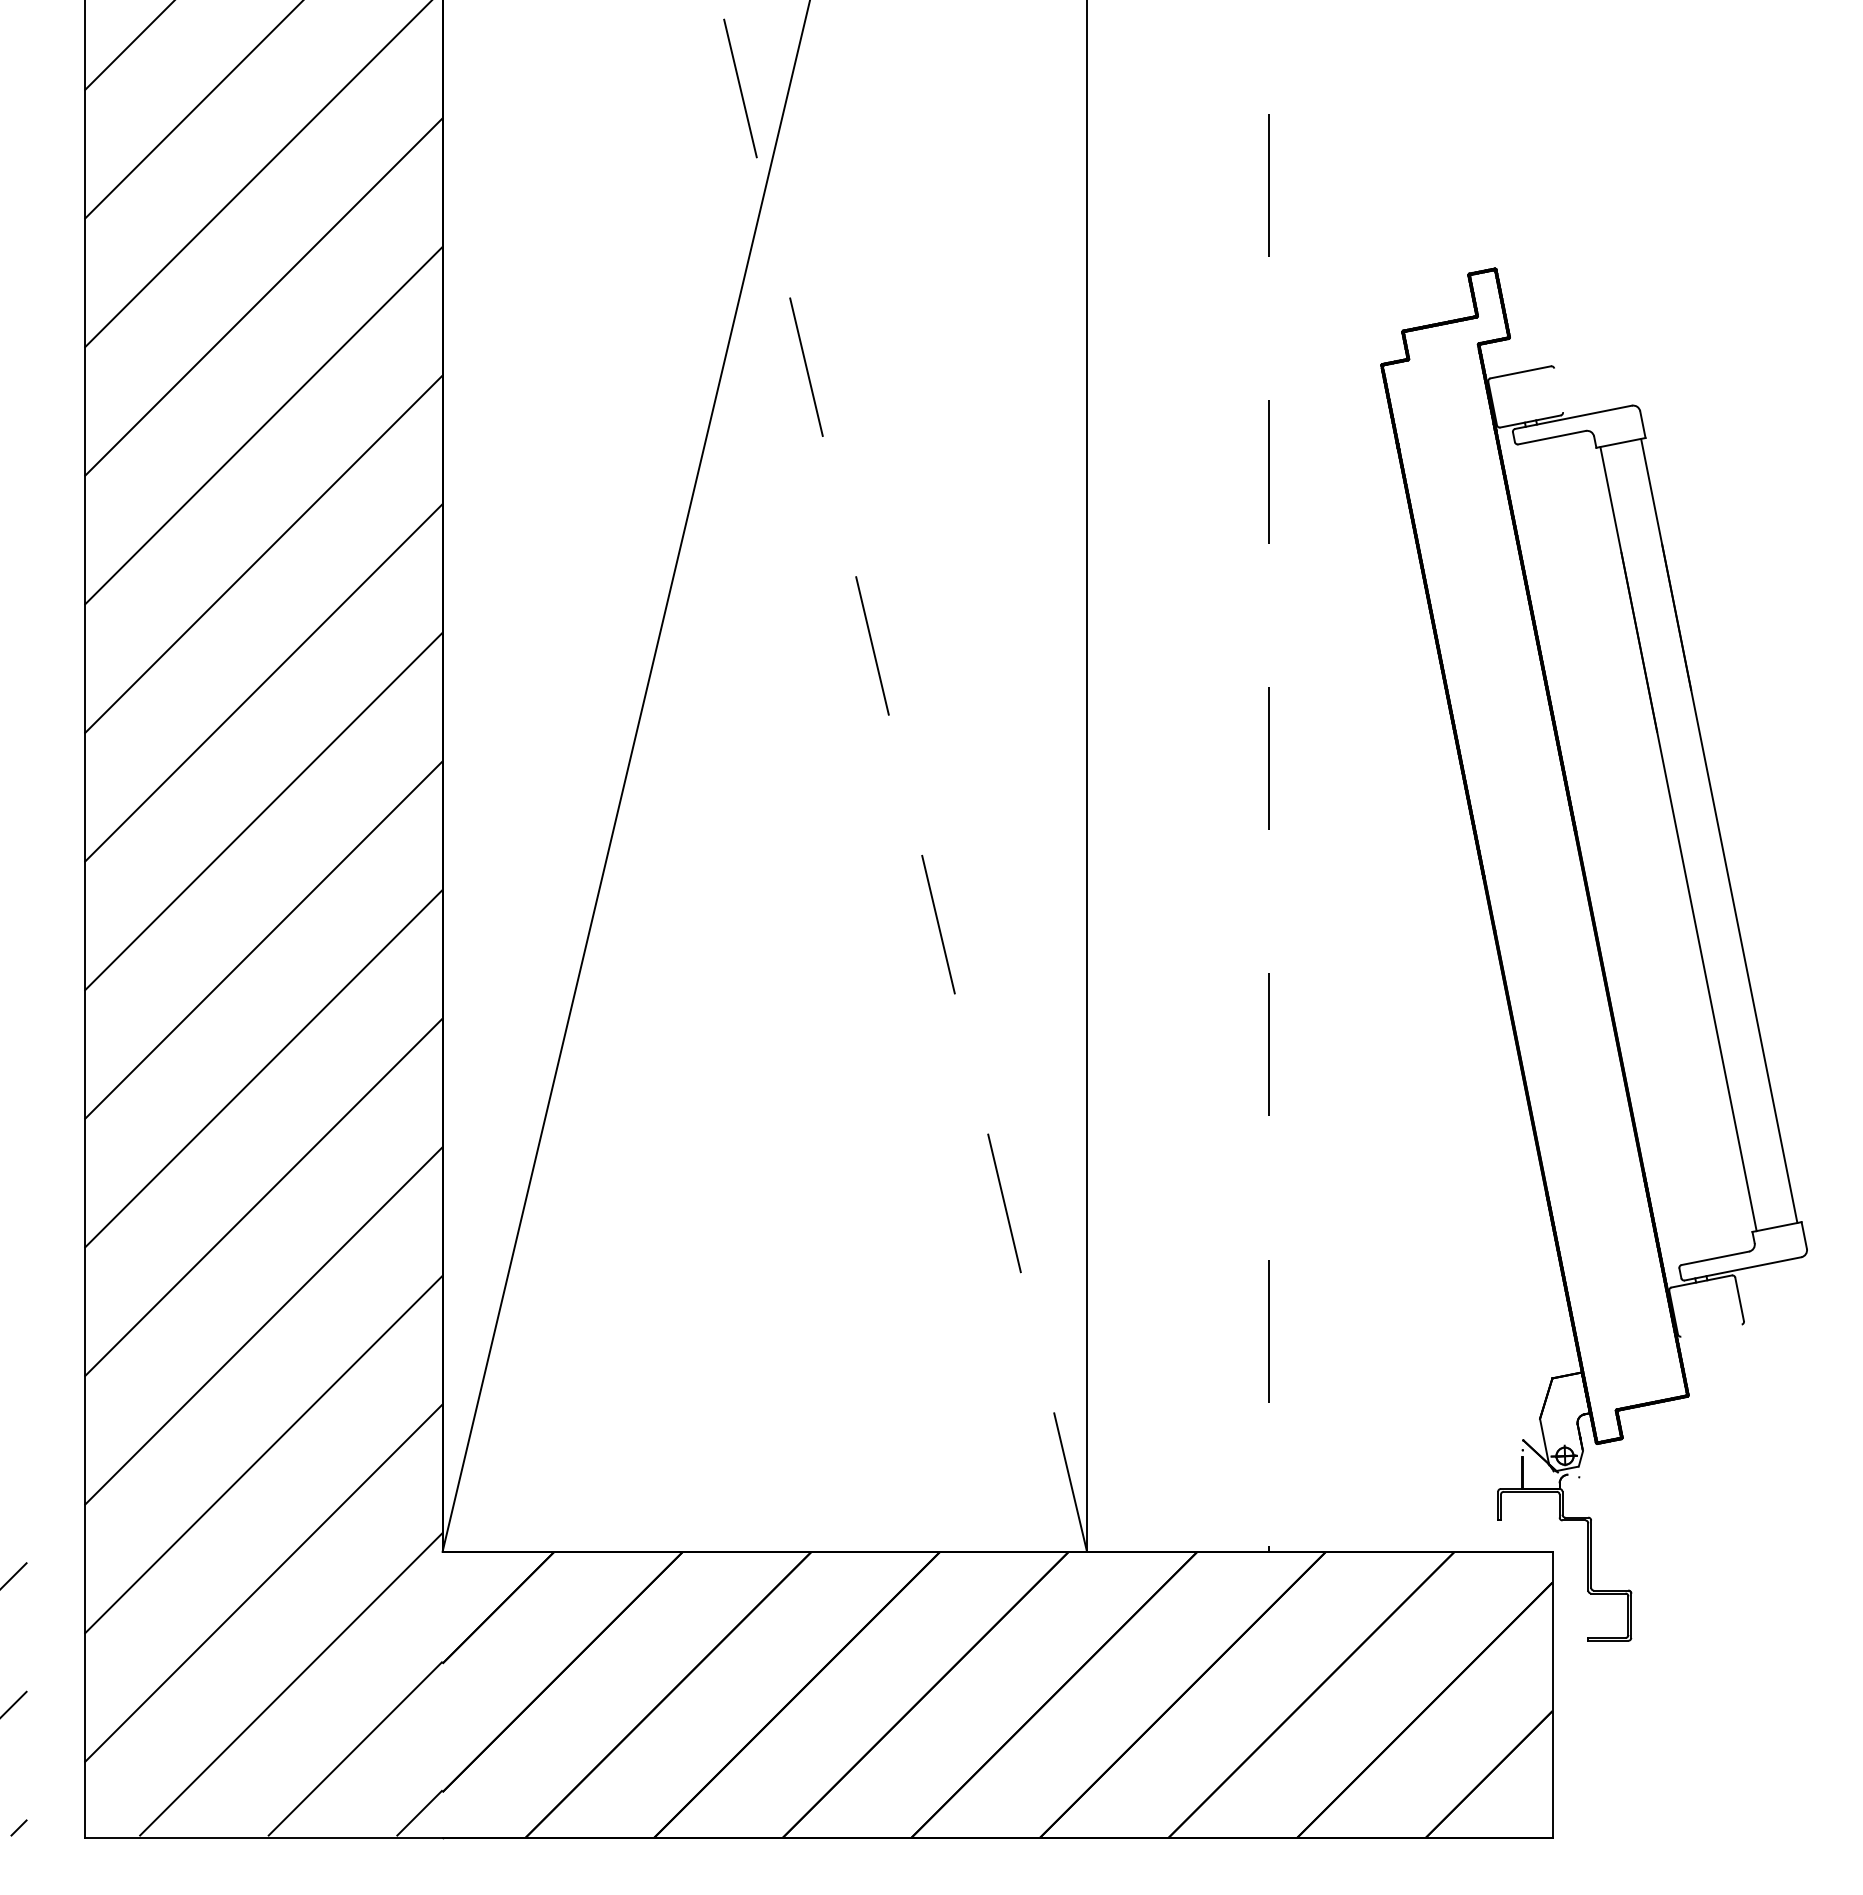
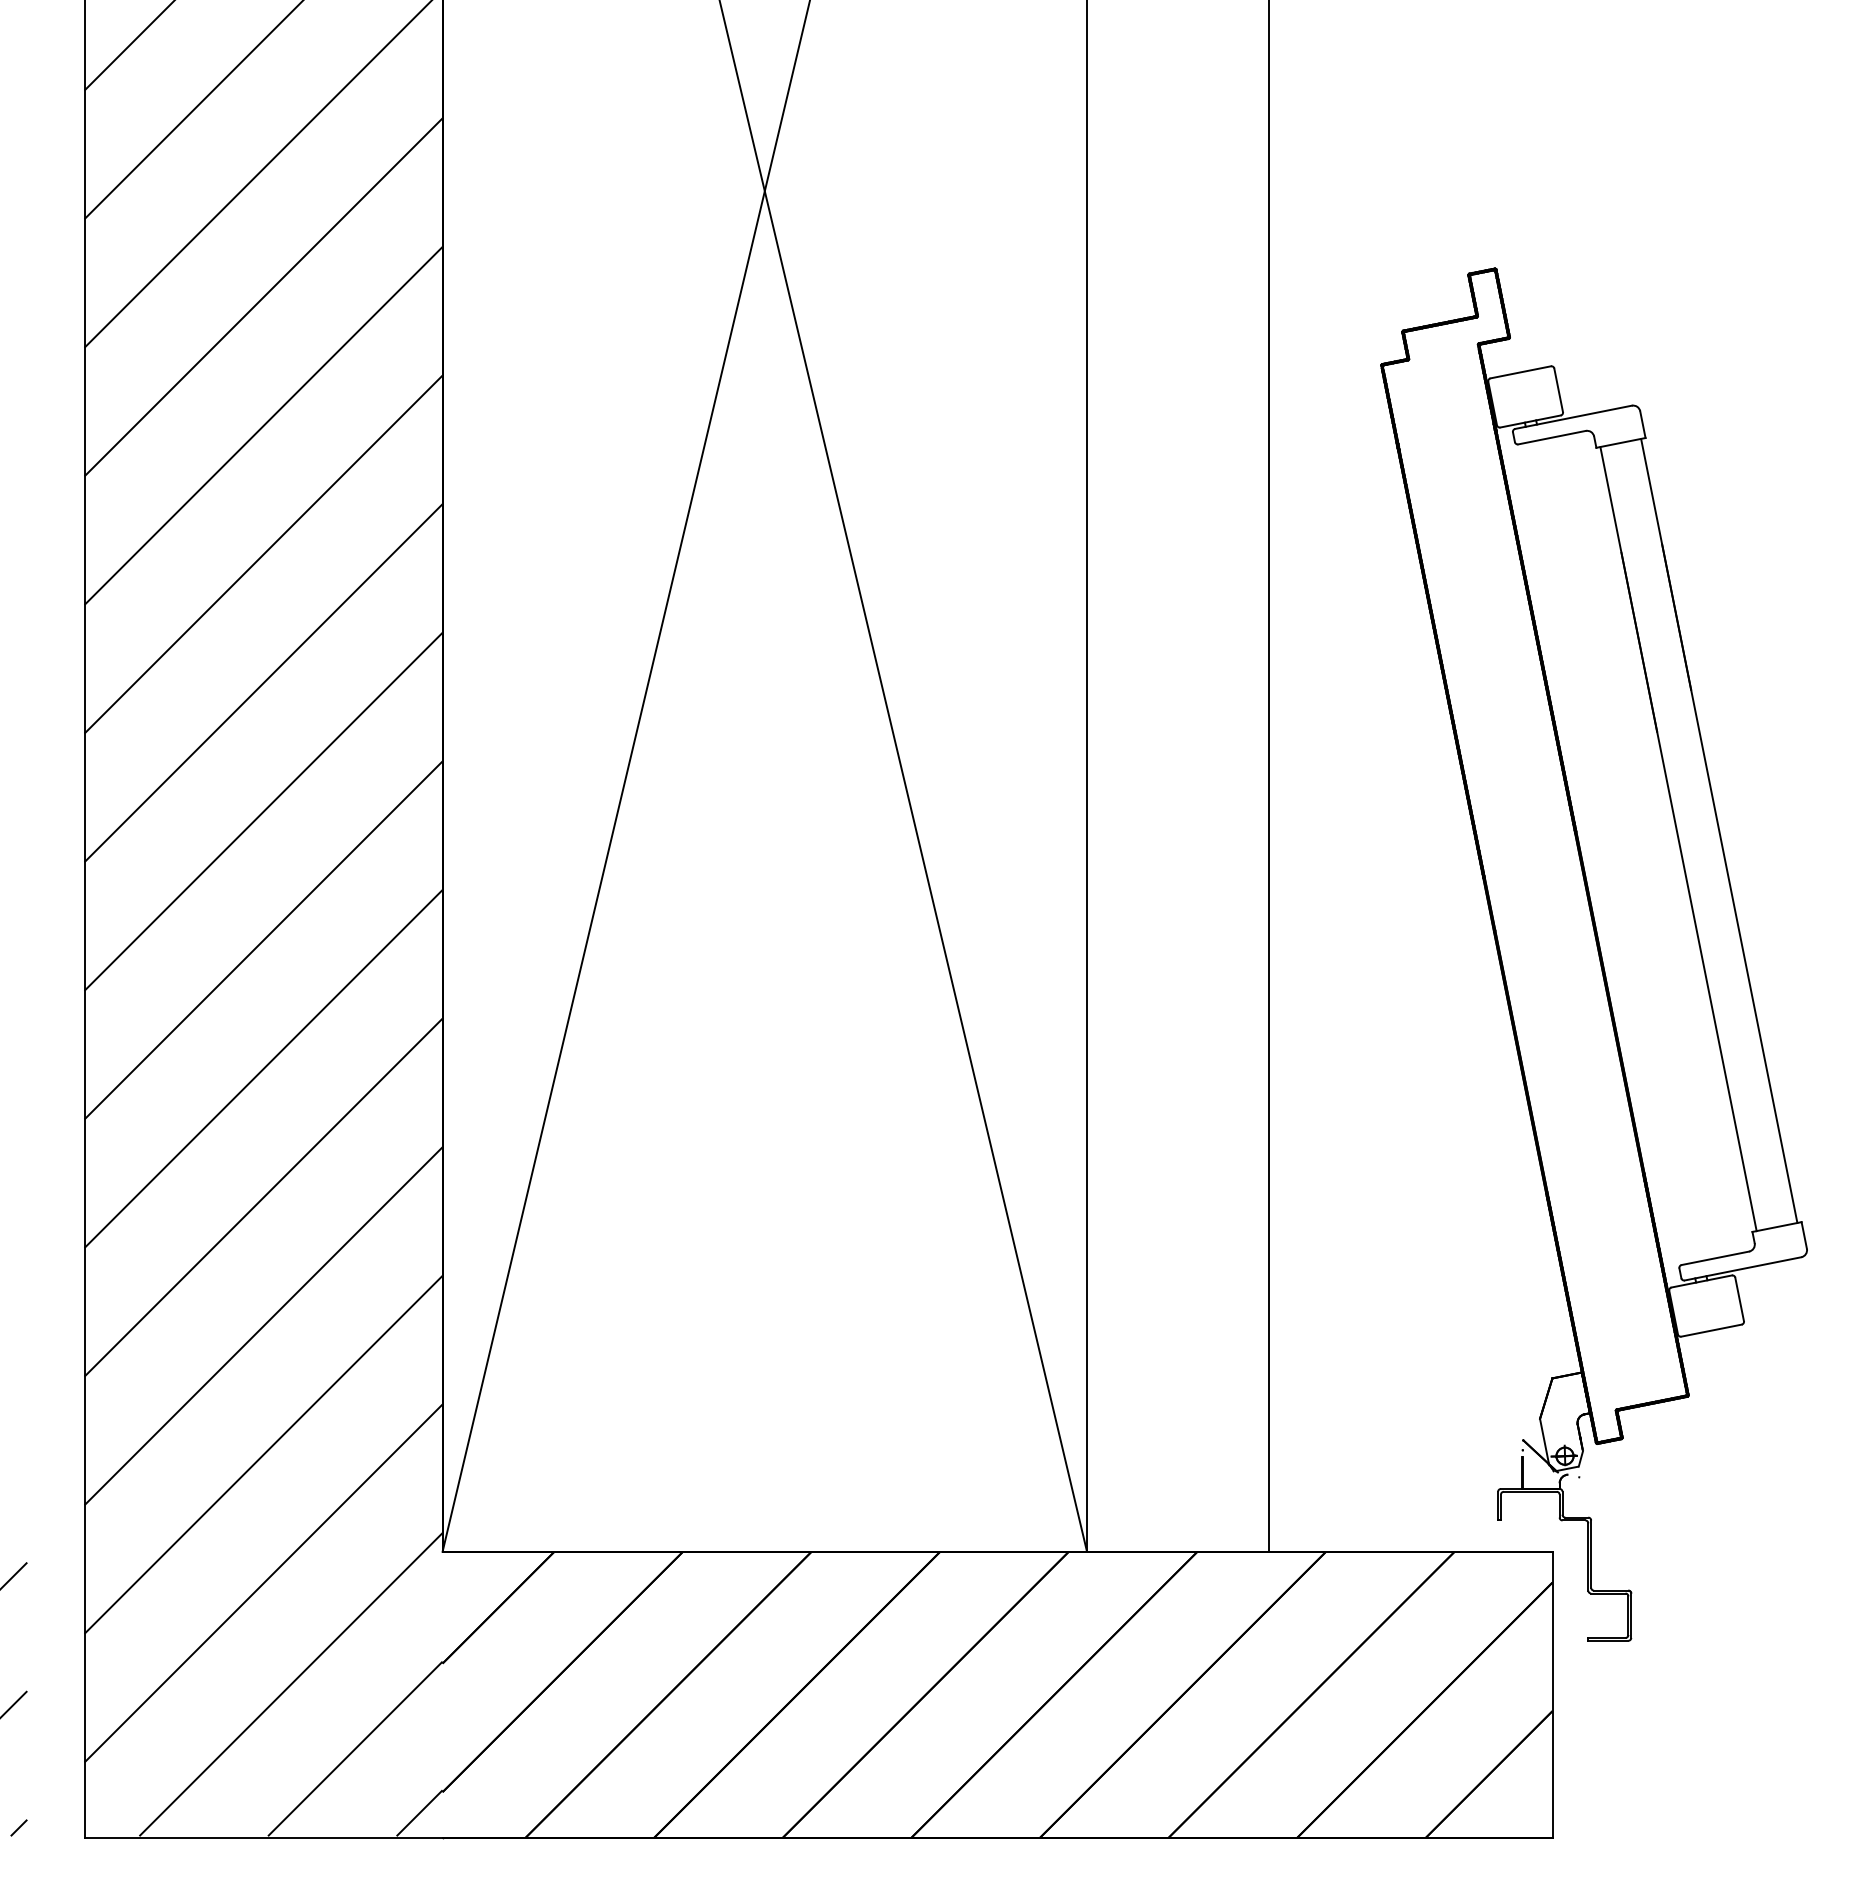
line: none -> present (1558, 390)
line: dashed -> solid (903, 775)
line: dashed -> solid (1268, 776)
line: none -> present (1711, 1330)
